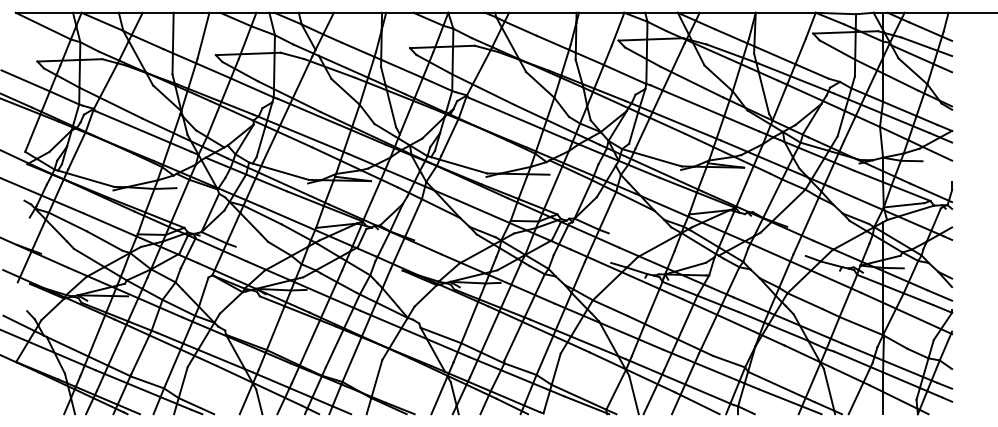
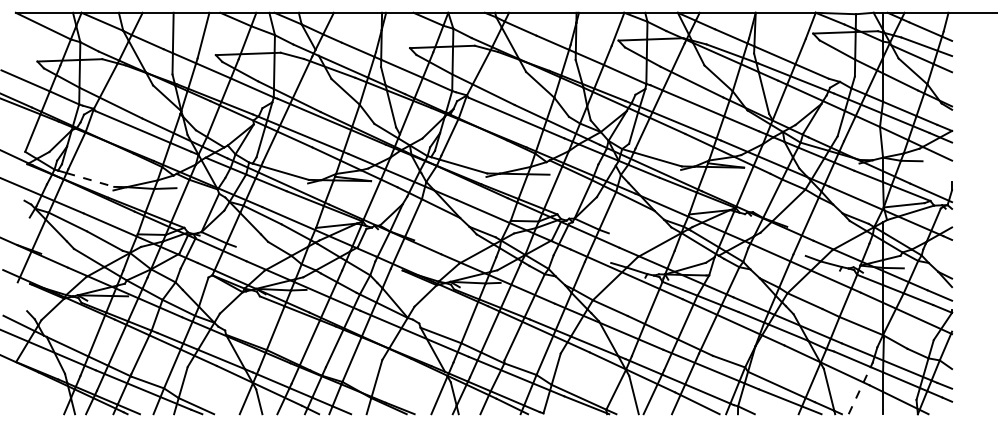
line: solid -> dashed (90, 180)
line: solid -> dashed (859, 390)
